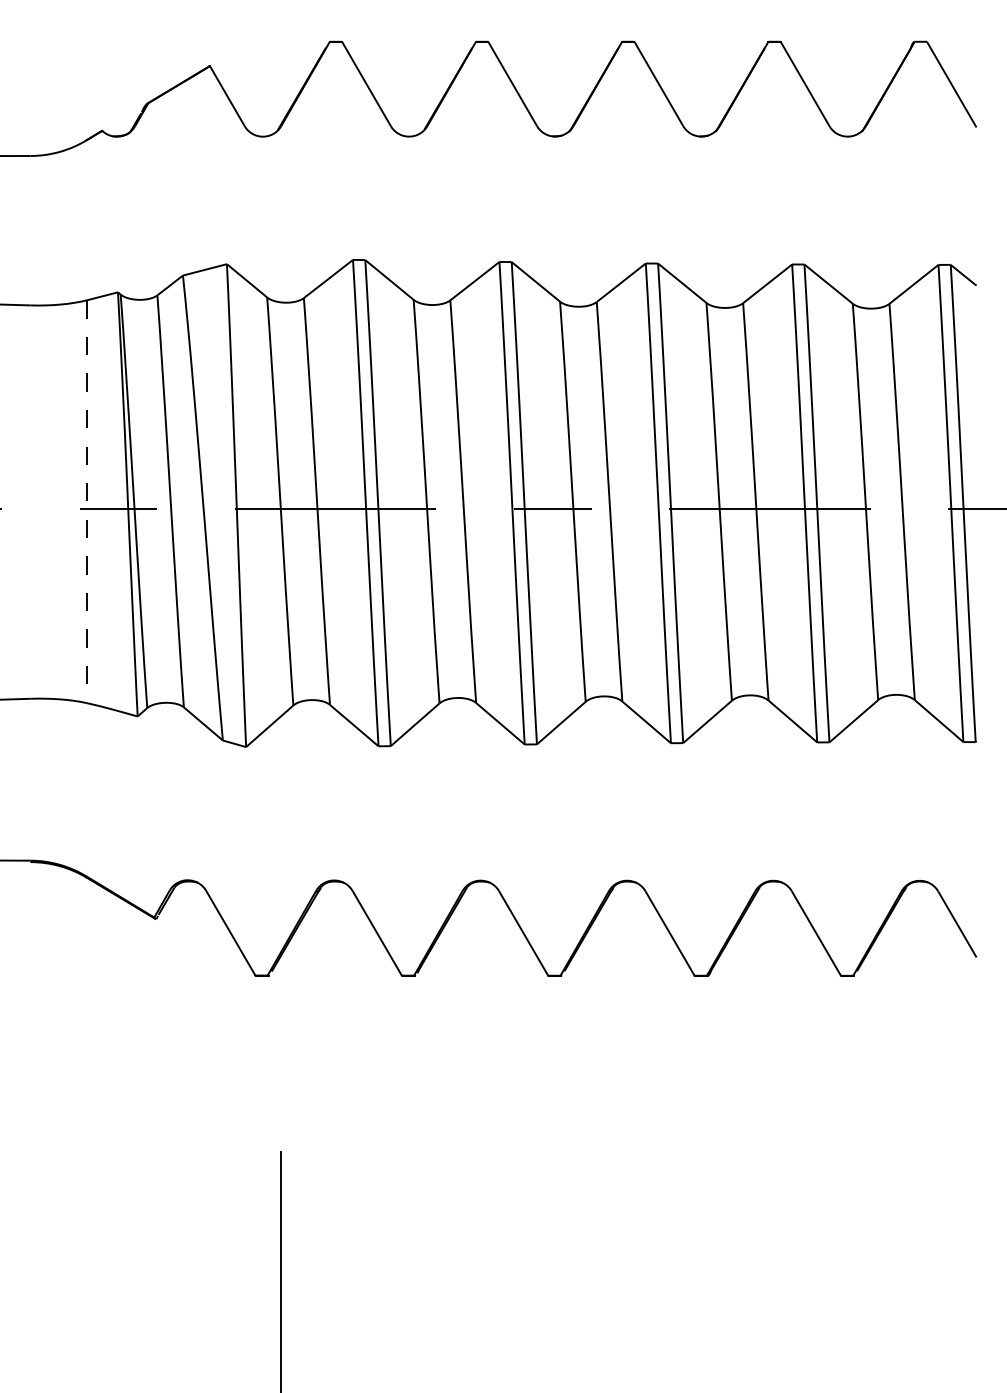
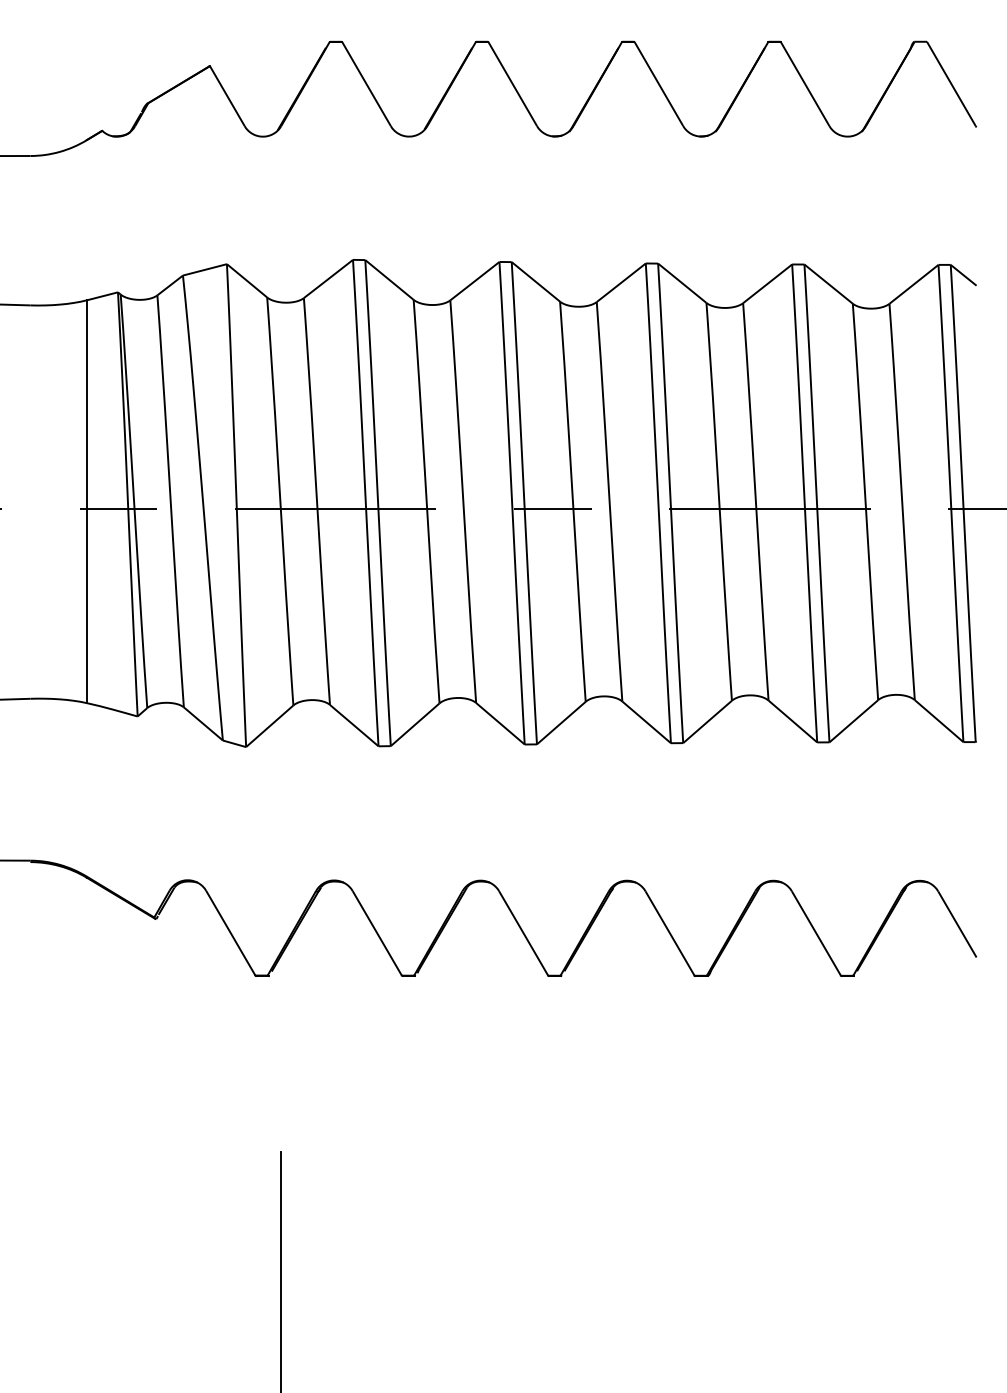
line: dashed -> solid (86, 502)
